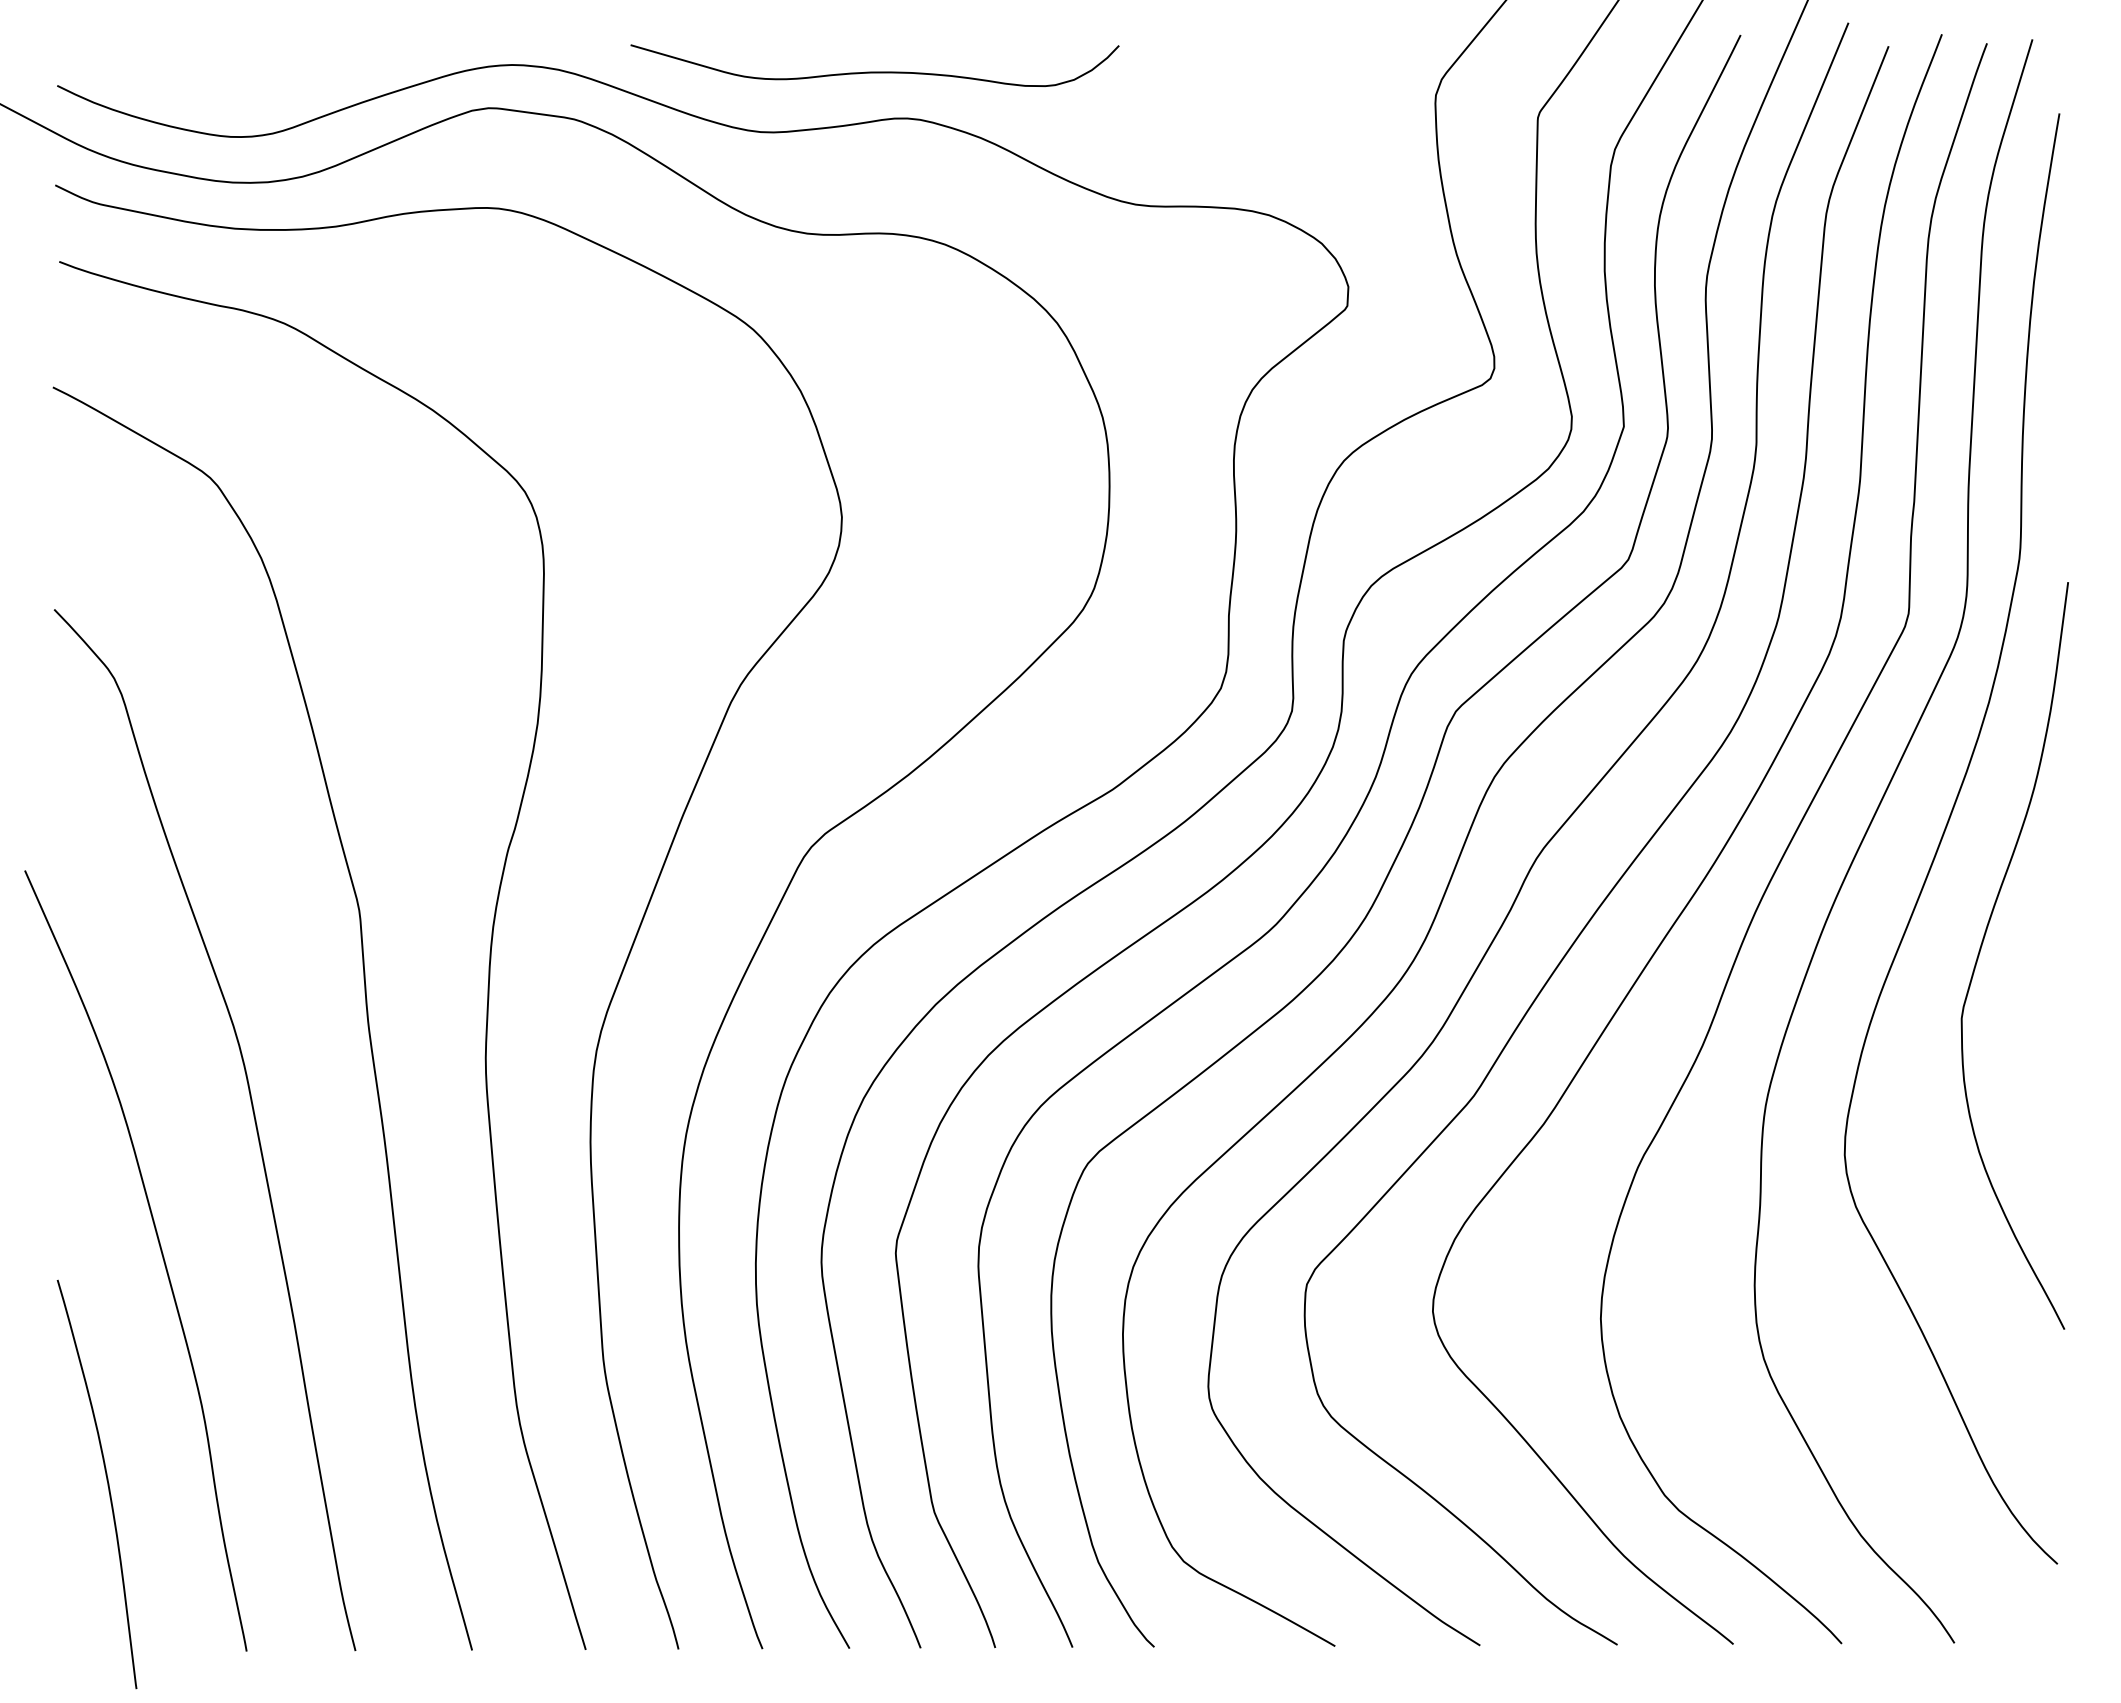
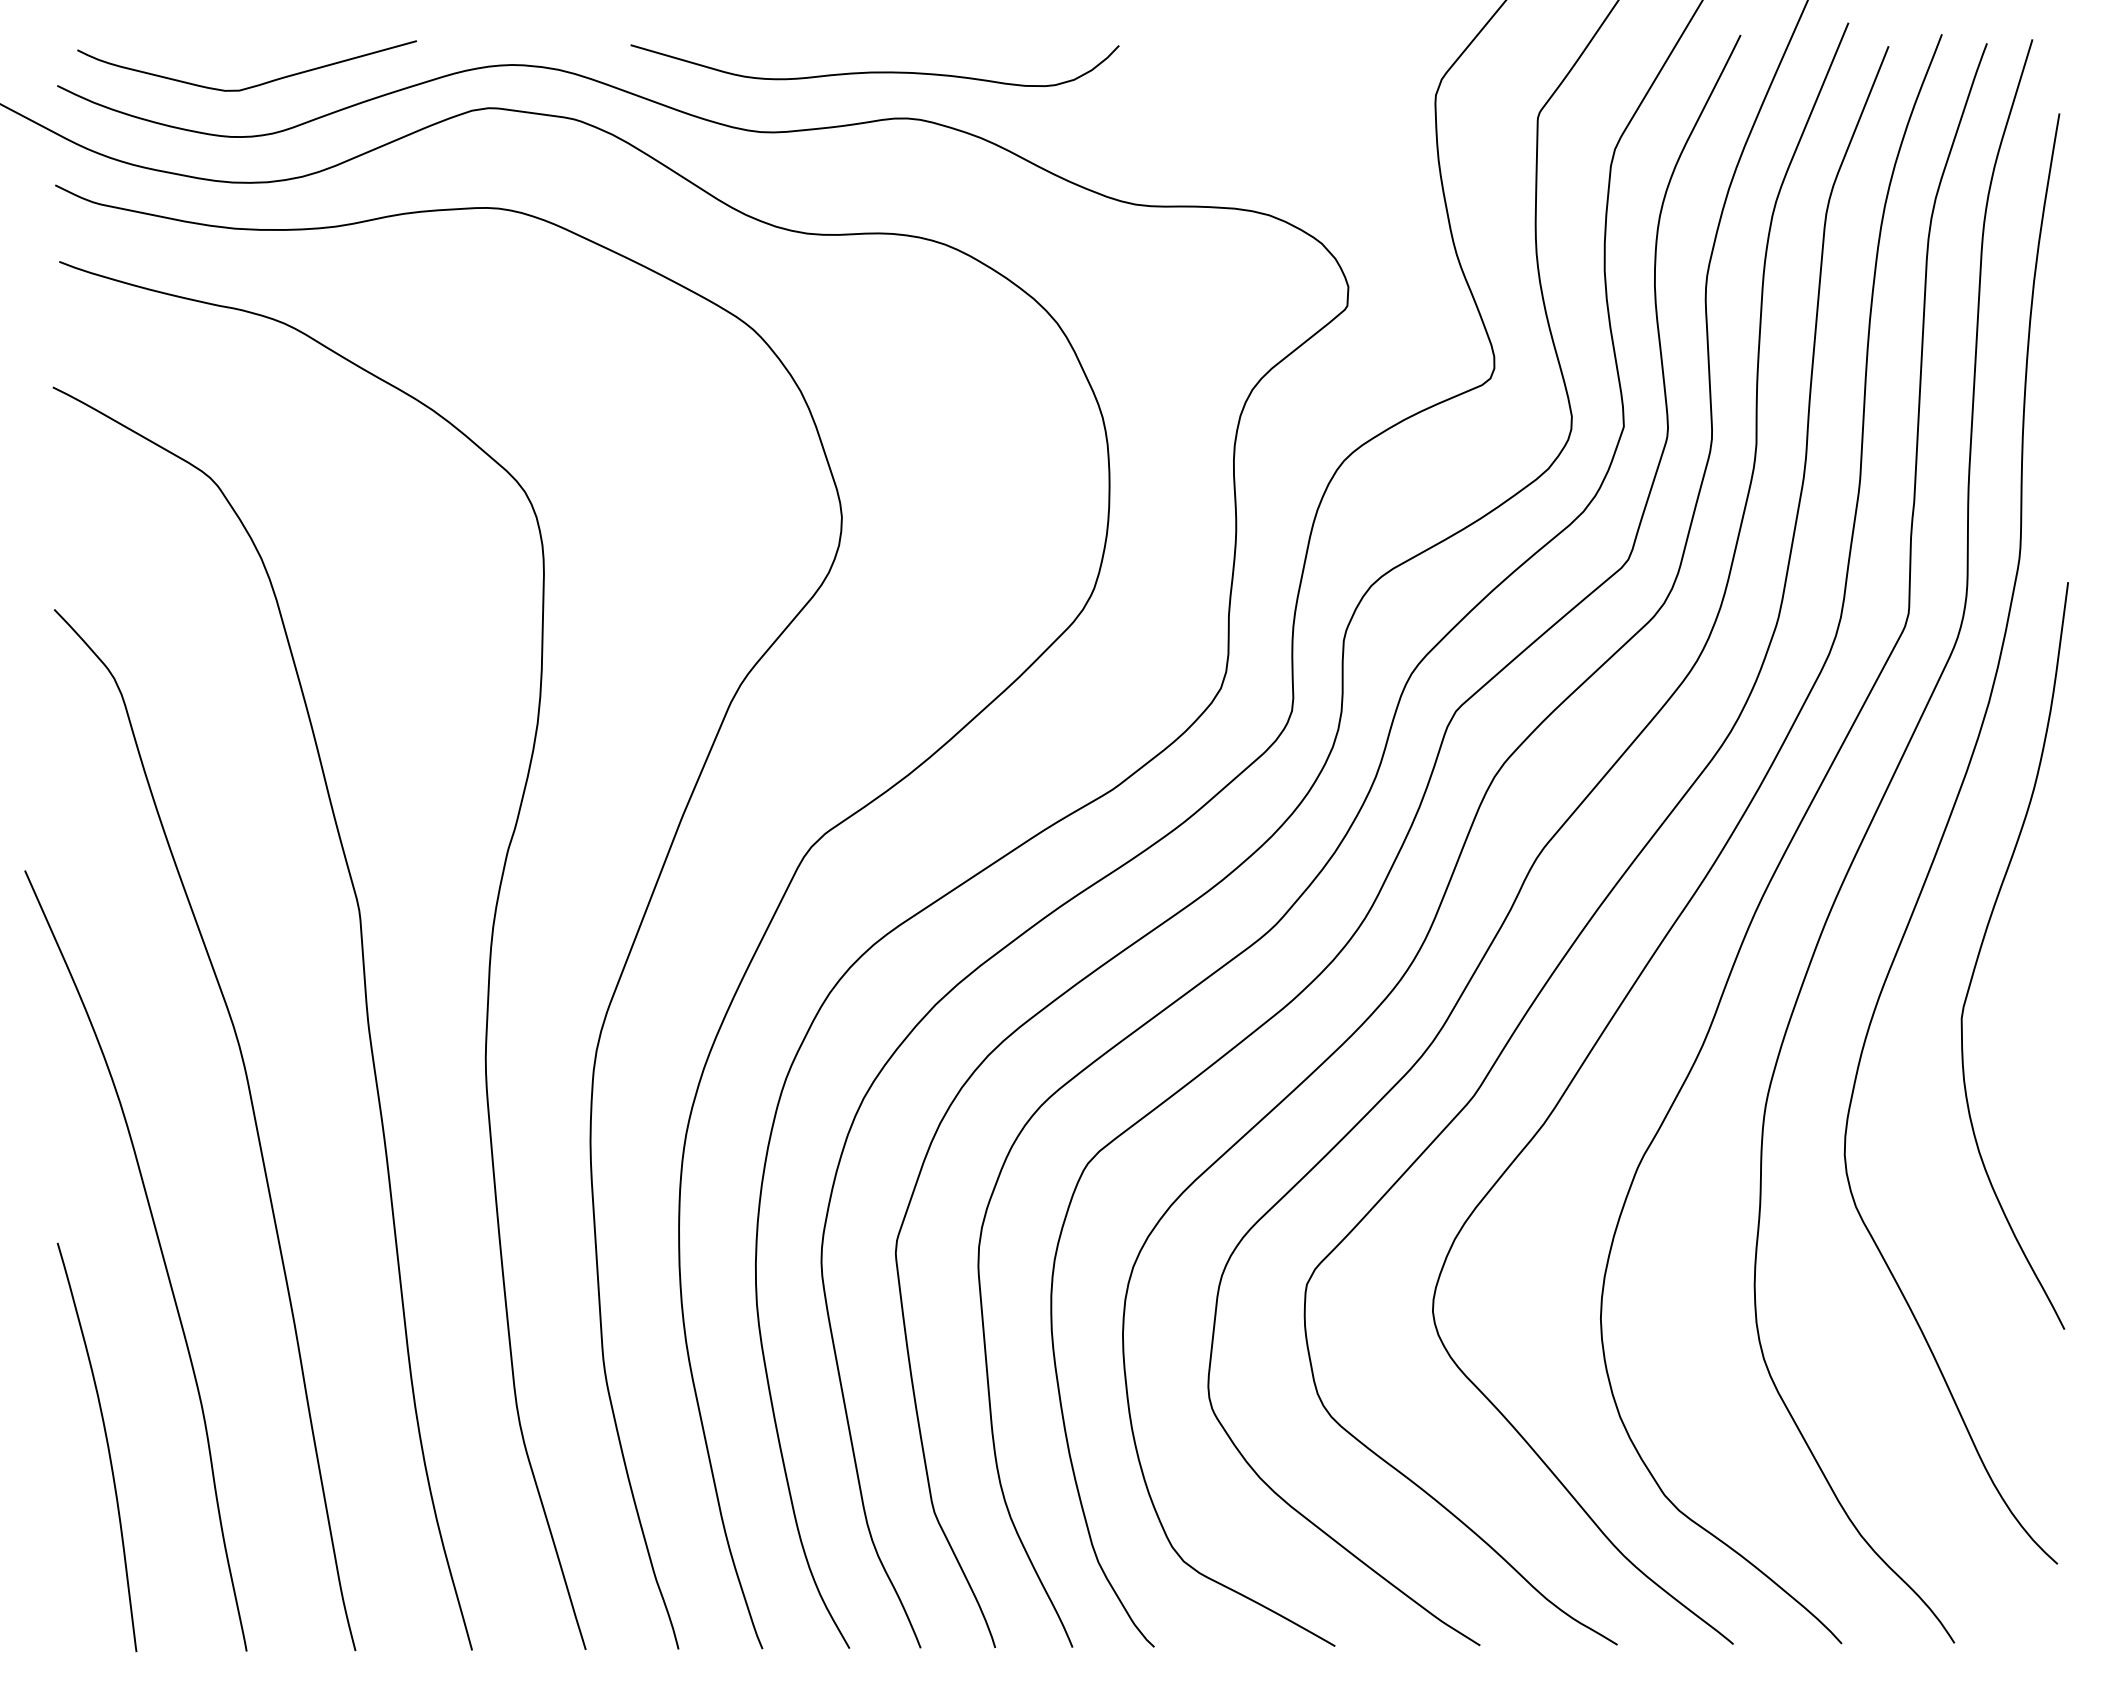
curve: none -> present (253, 85)
curve position: (106, 1480) -> (106, 1443) (106, 1443)
